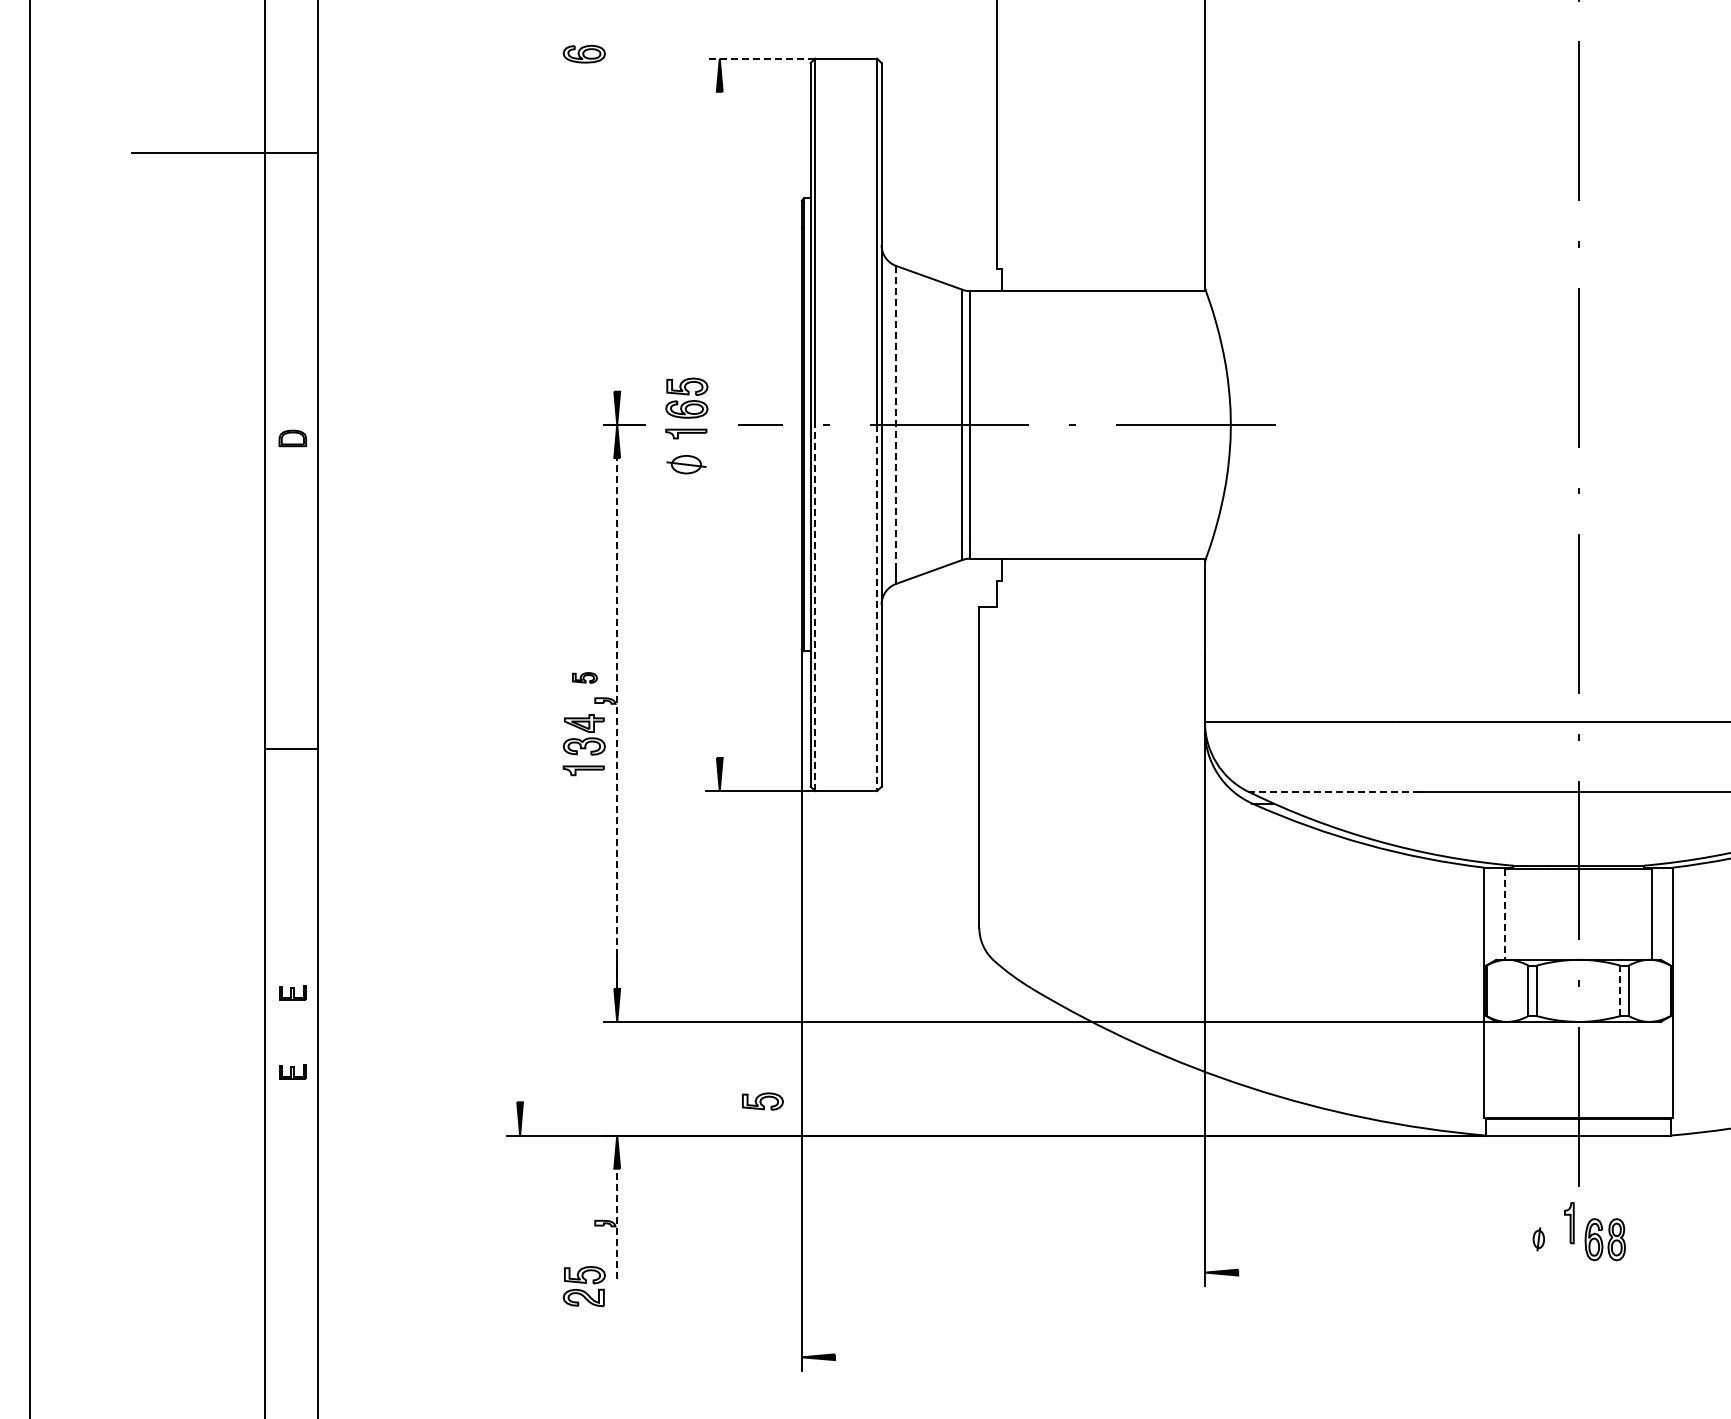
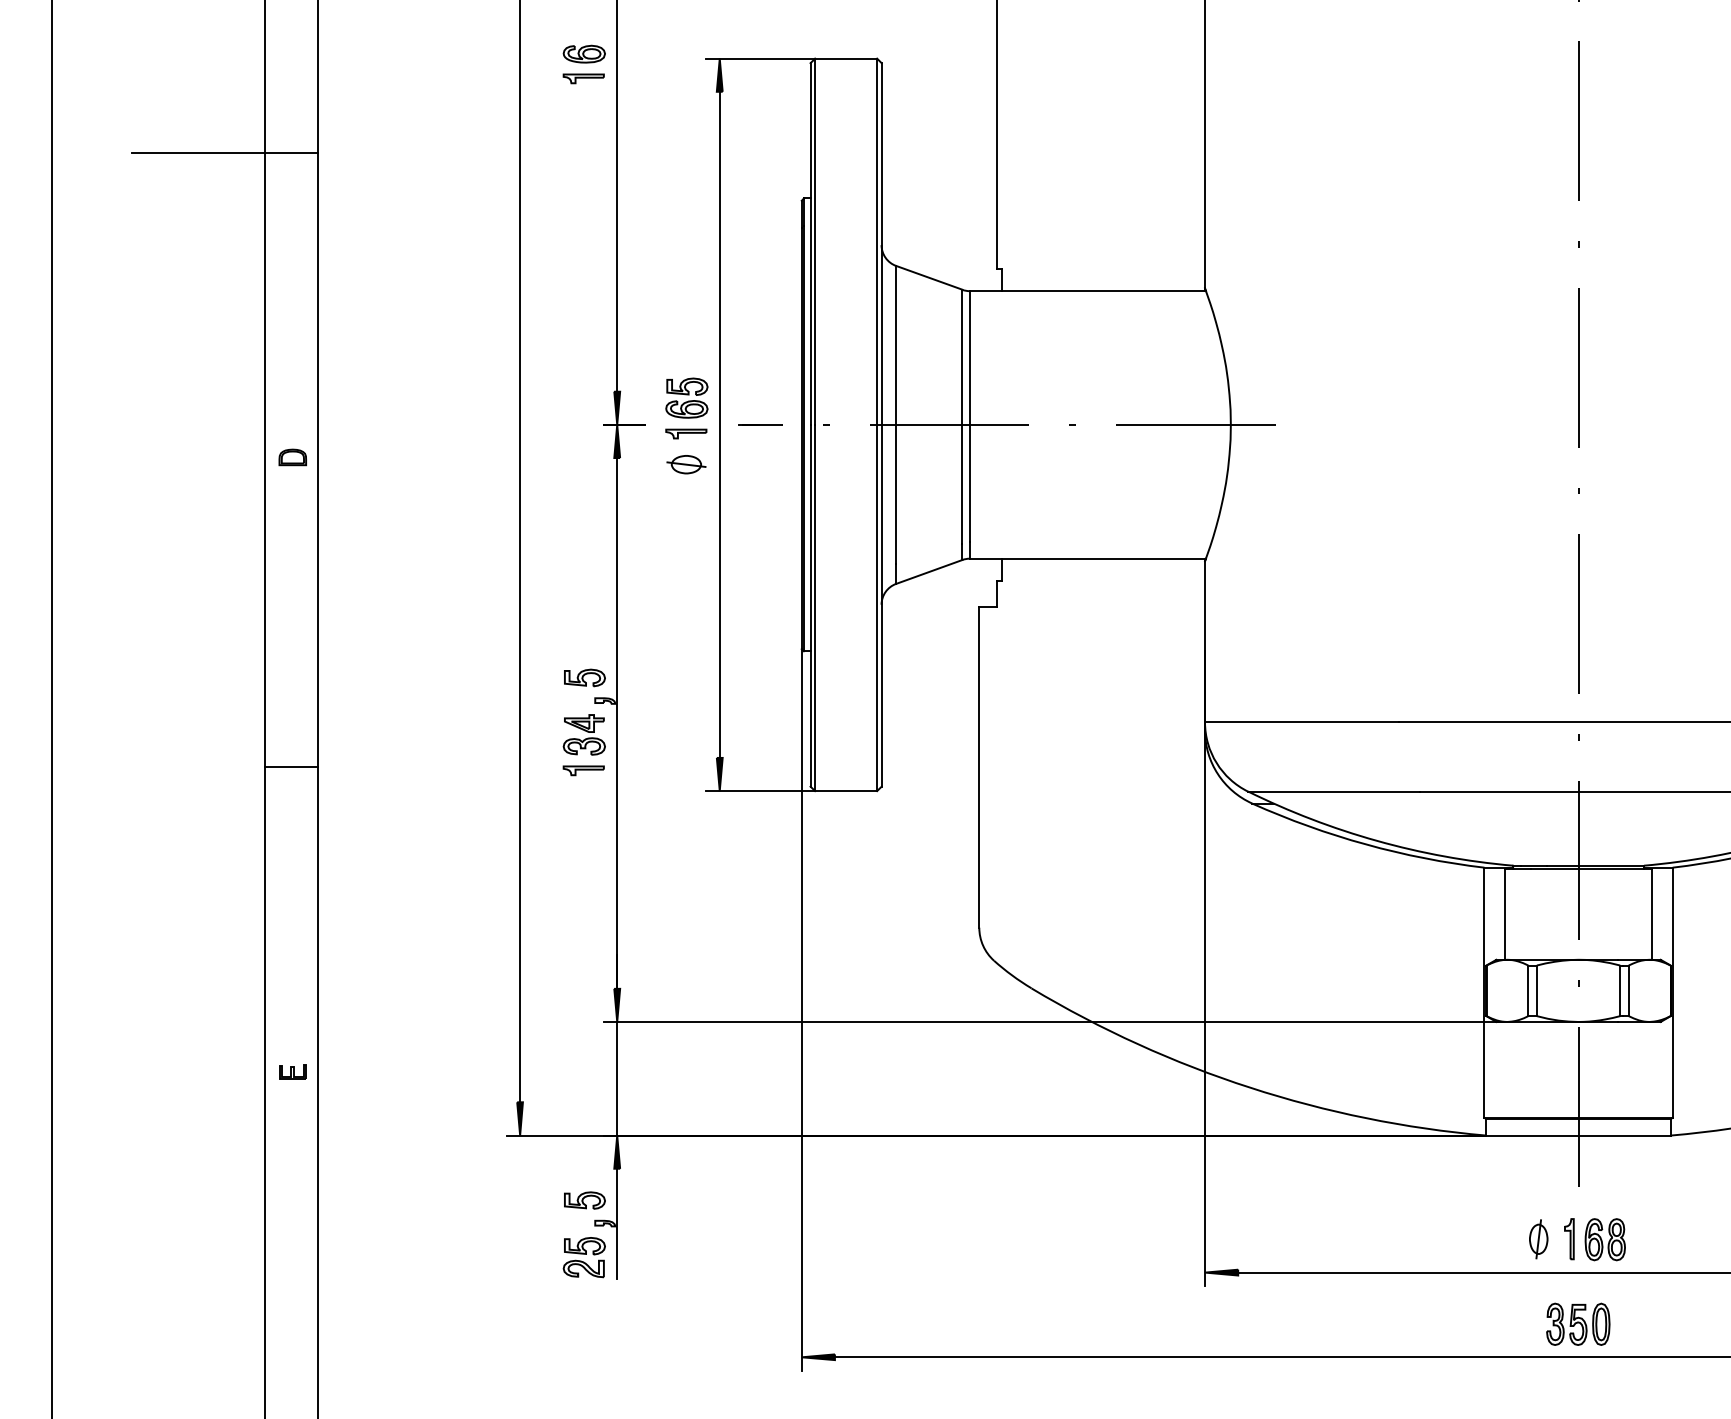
line: dashed -> solid (760, 58)
part: none -> present (583, 78)
line: none -> present (617, 196)
line: dashed -> solid (896, 415)
line: none -> present (719, 424)
part position: (292, 438) -> (292, 457) (292, 457)
line: none -> present (520, 552)
line: dashed -> solid (815, 607)
line: dashed -> solid (877, 608)
part size: 26x12 px -> 42x20 px (584, 677)
line position: (29, 708) -> (51, 708) (51, 708)
line: dashed -> solid (617, 722)
line position: (291, 749) -> (291, 767) (291, 767)
line: dashed -> solid (1334, 791)
line: dashed -> solid (1505, 914)
line: dashed -> solid (1620, 990)
part: present -> none (292, 992)
line: none -> present (617, 1078)
part position: (762, 1101) -> (584, 1200) (584, 1200)
line: dashed -> solid (617, 1223)
part position: (1569, 1223) -> (1569, 1239) (1569, 1239)
part size: 13x25 px -> 20x41 px (1538, 1239)
line: none -> present (1482, 1272)
part position: (583, 1286) -> (583, 1257) (583, 1257)
part: none -> present (1578, 1323)
line: none -> present (1280, 1357)
